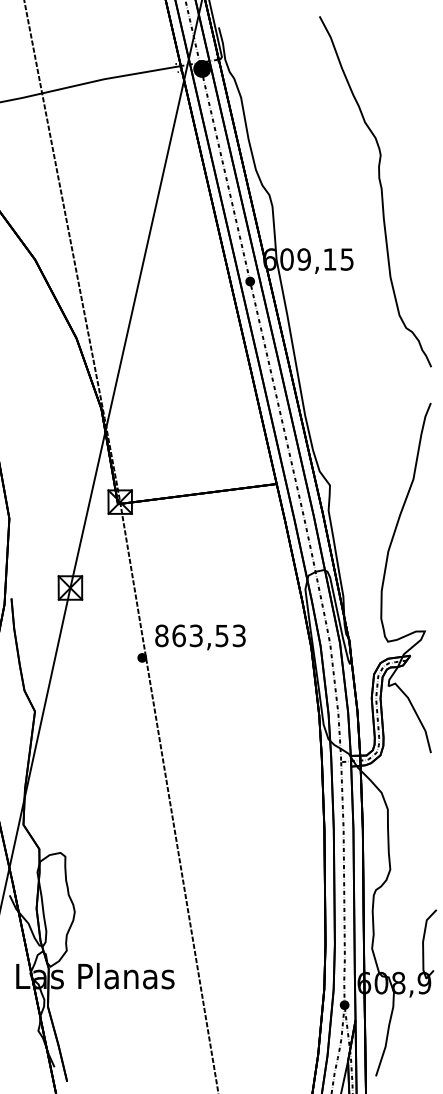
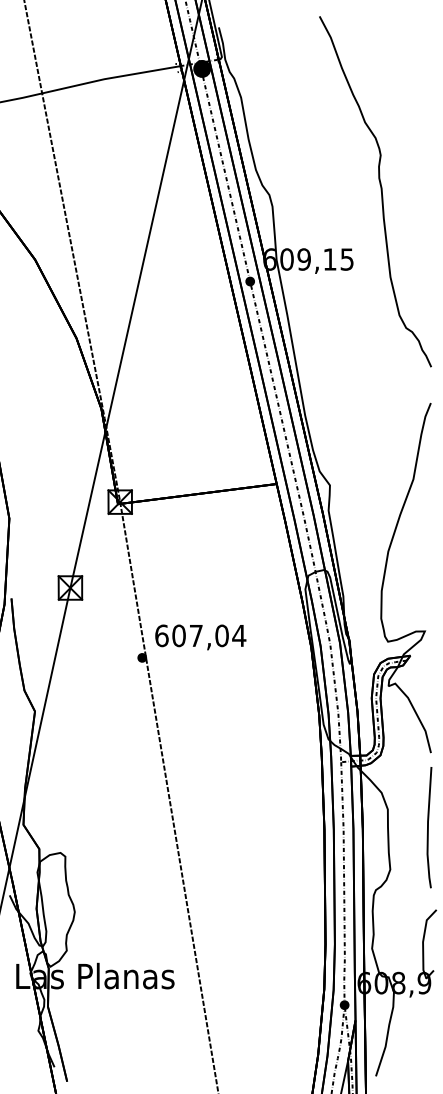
text: 863,53 -> 607,04 (200, 635)
line: none -> present (428, 827)
